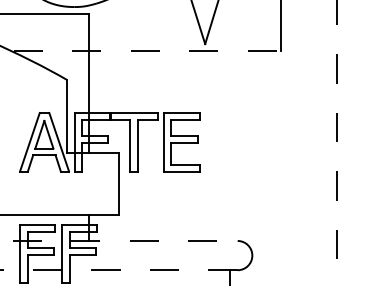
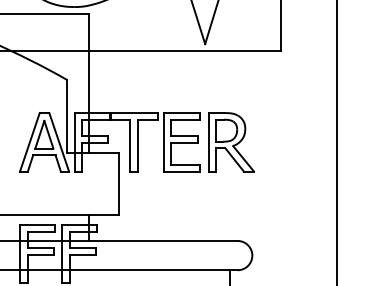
line: dashed -> solid (140, 51)
part: none -> present (231, 142)
line: dashed -> solid (337, 143)
line: dashed -> solid (119, 240)
line: dashed -> solid (118, 270)
